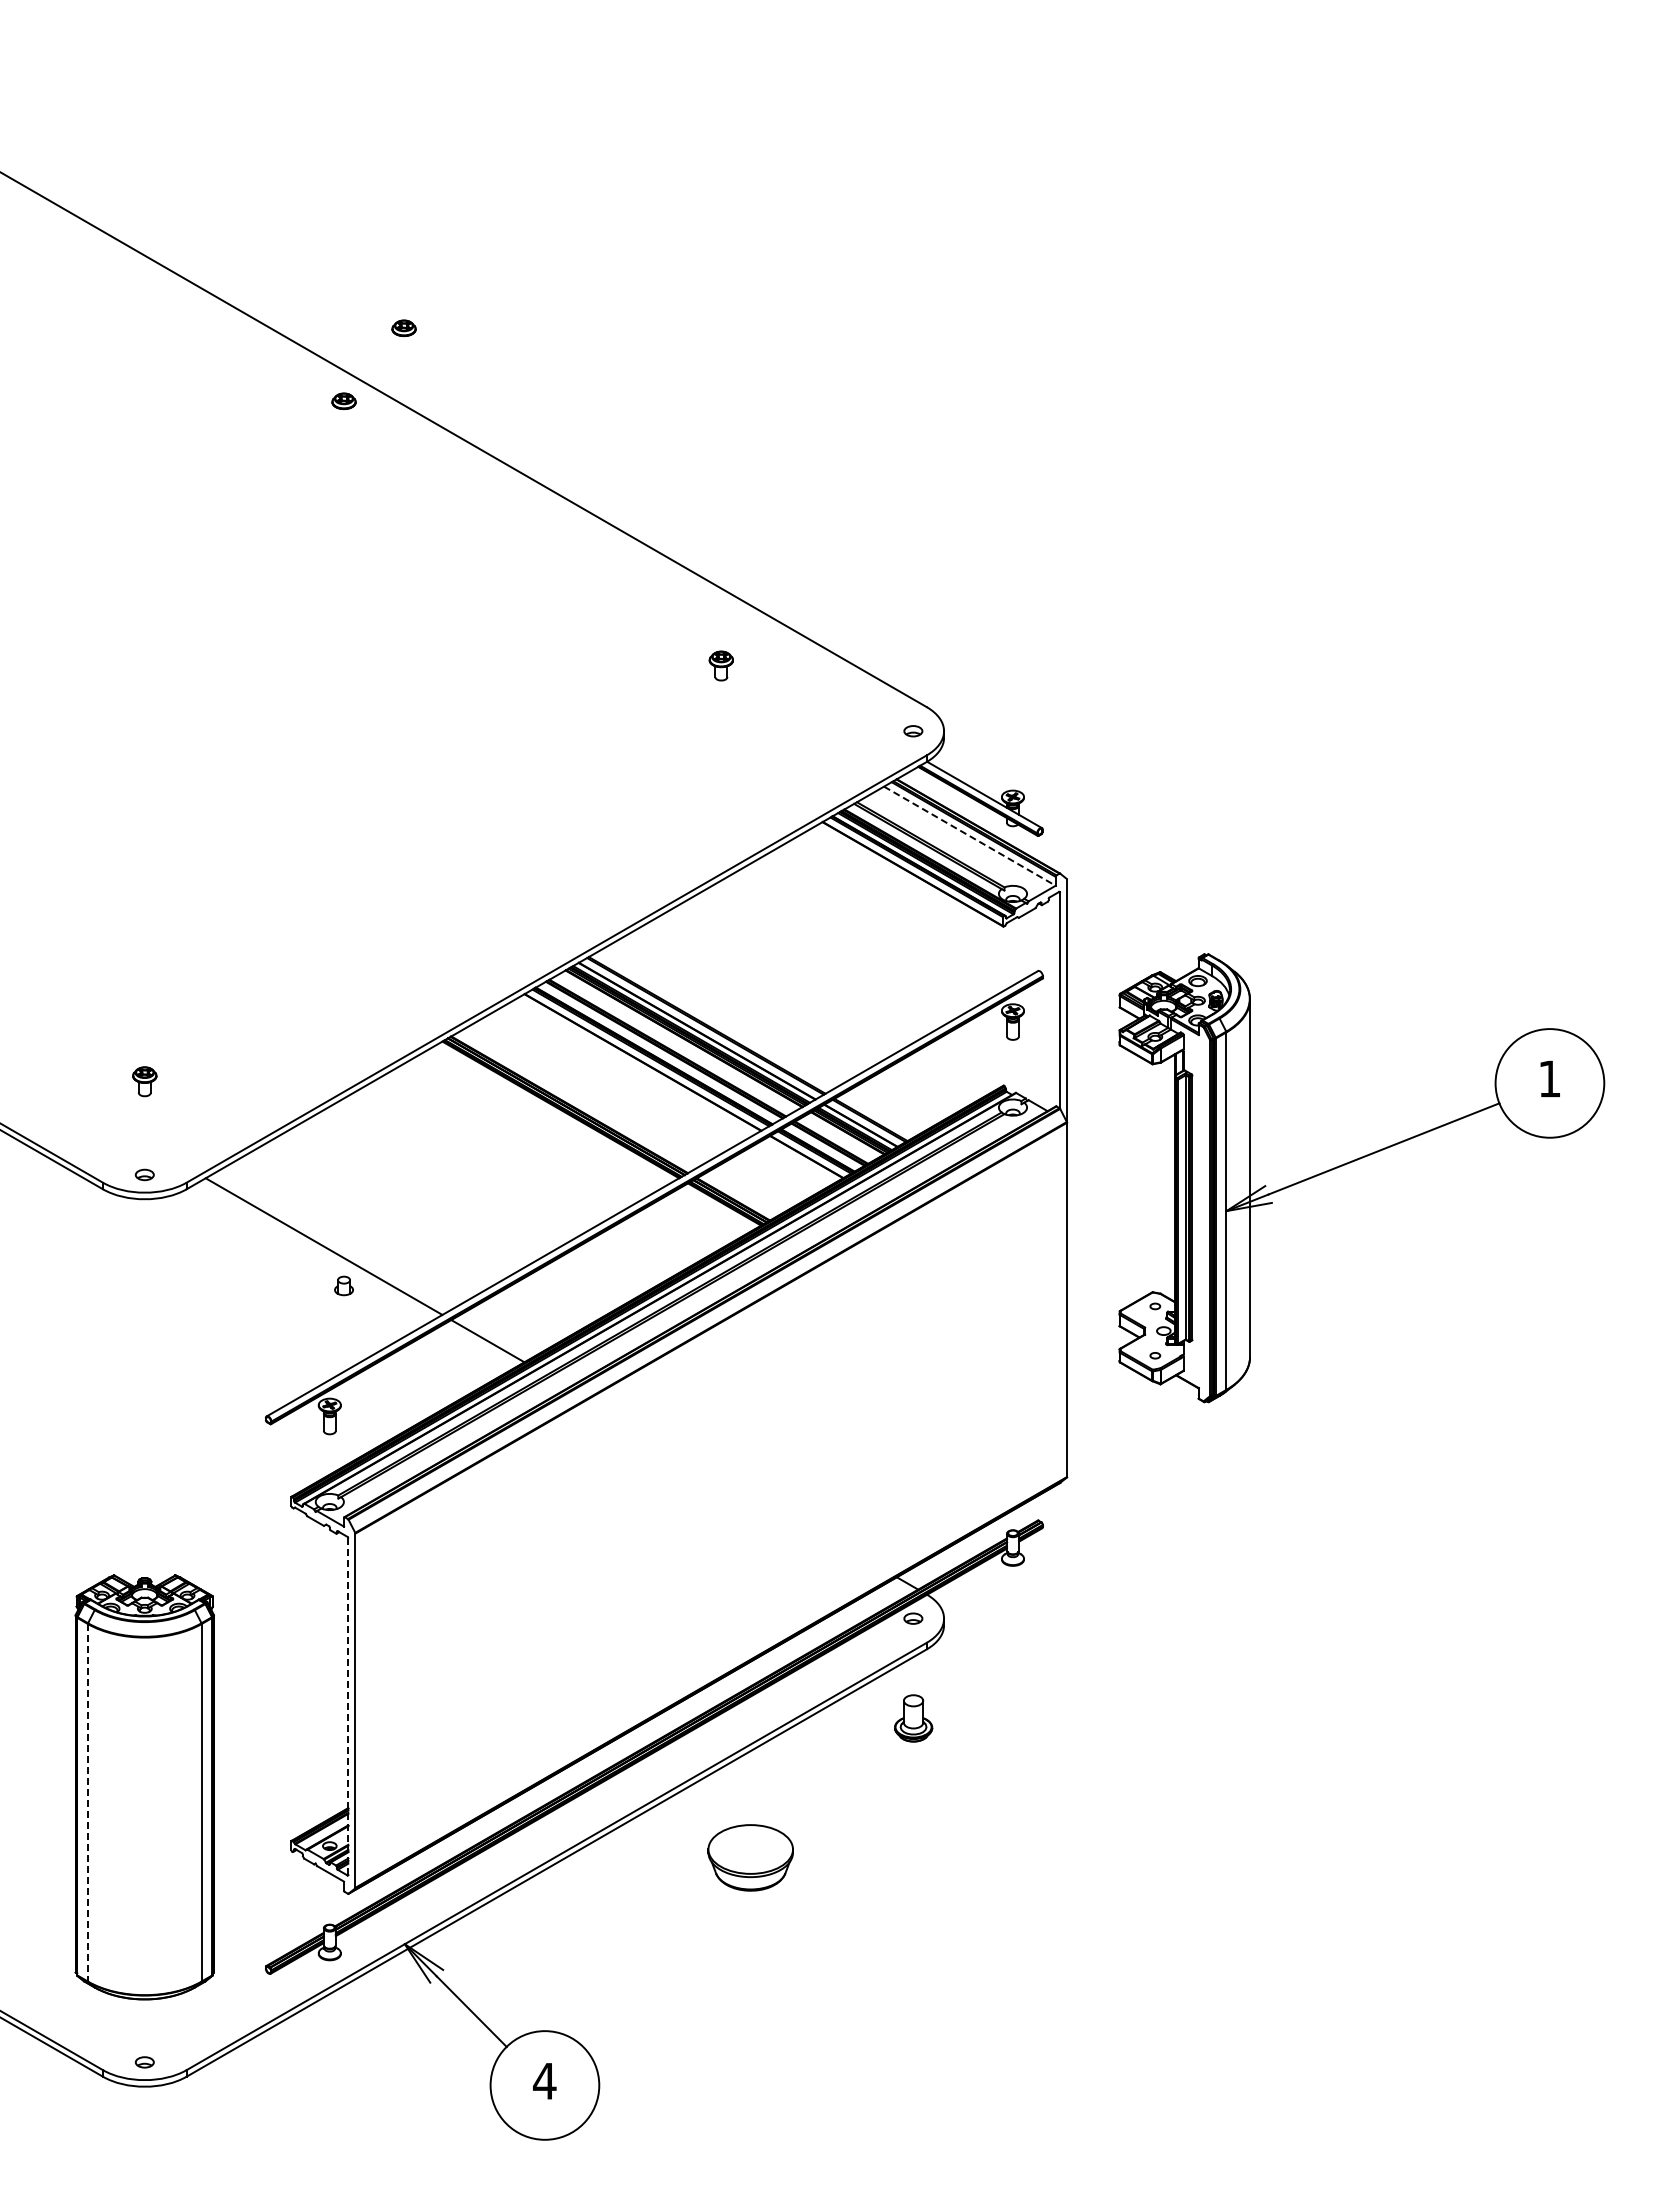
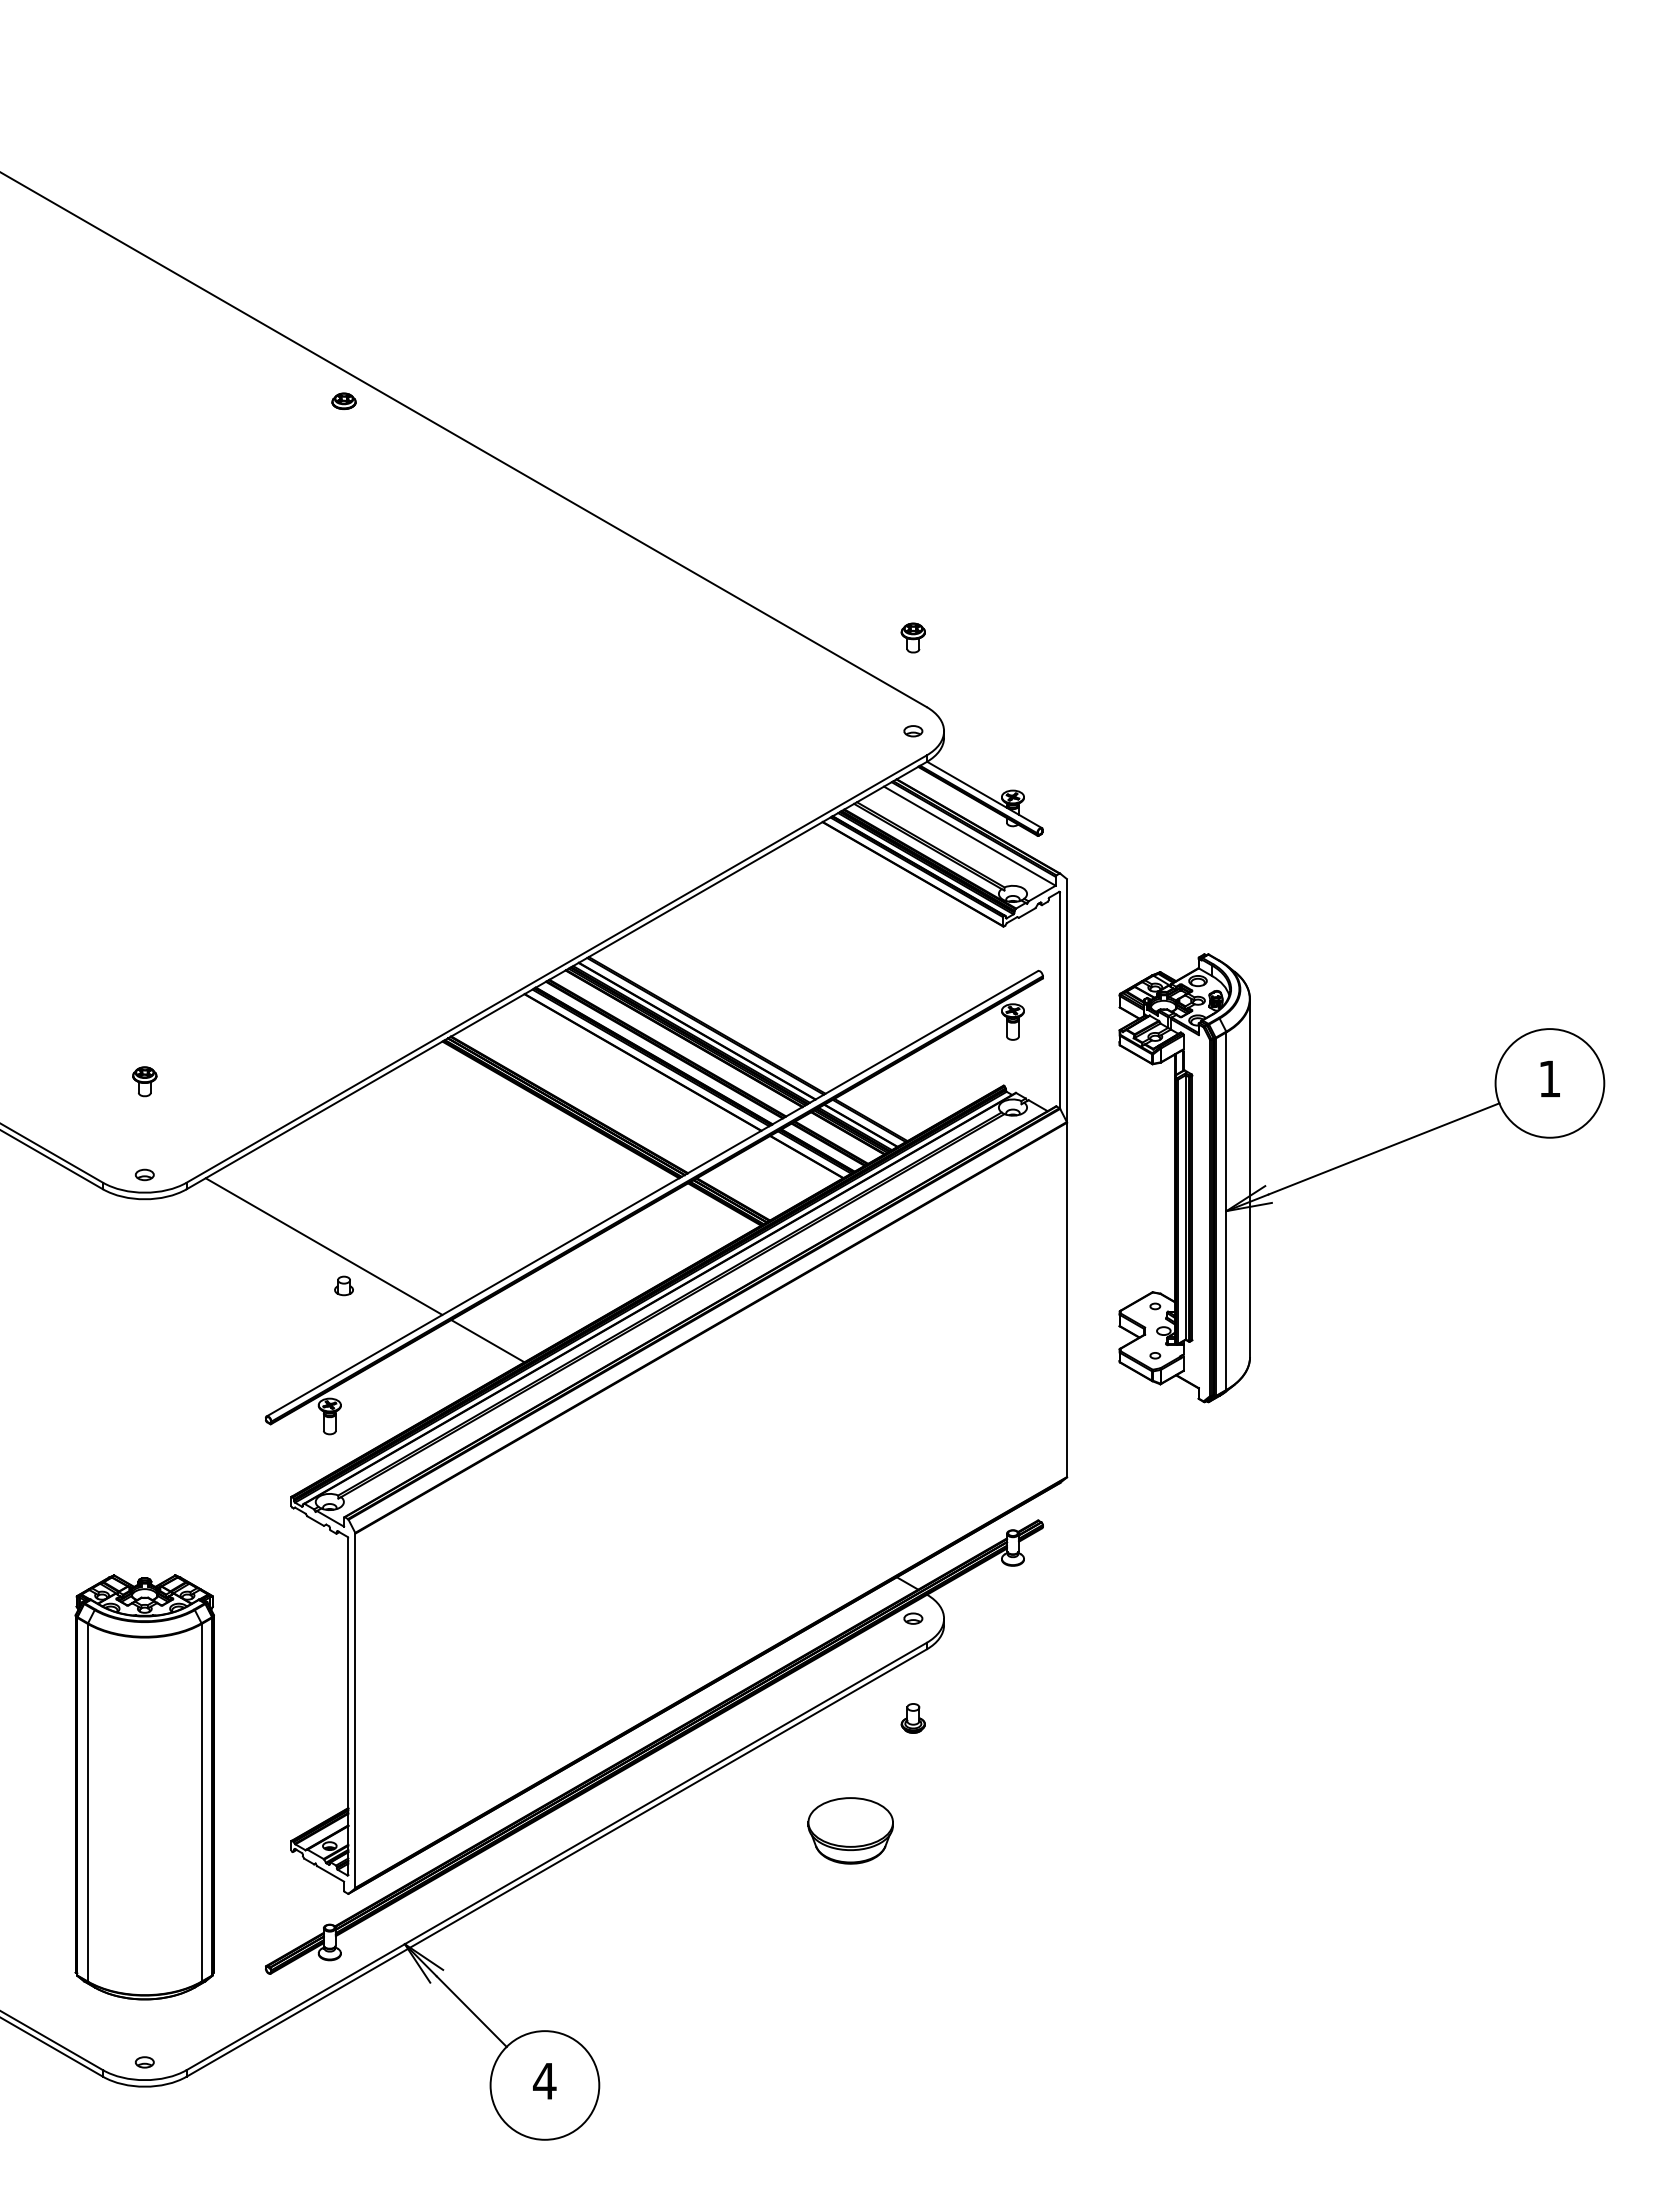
part: present -> none (403, 327)
part position: (720, 665) -> (912, 637) (912, 637)
line: dashed -> solid (970, 836)
line: dashed -> solid (348, 1707)
part size: 40x49 px -> 26x31 px (912, 1718)
line: dashed -> solid (87, 1802)
part position: (750, 1857) -> (850, 1830) (850, 1830)
